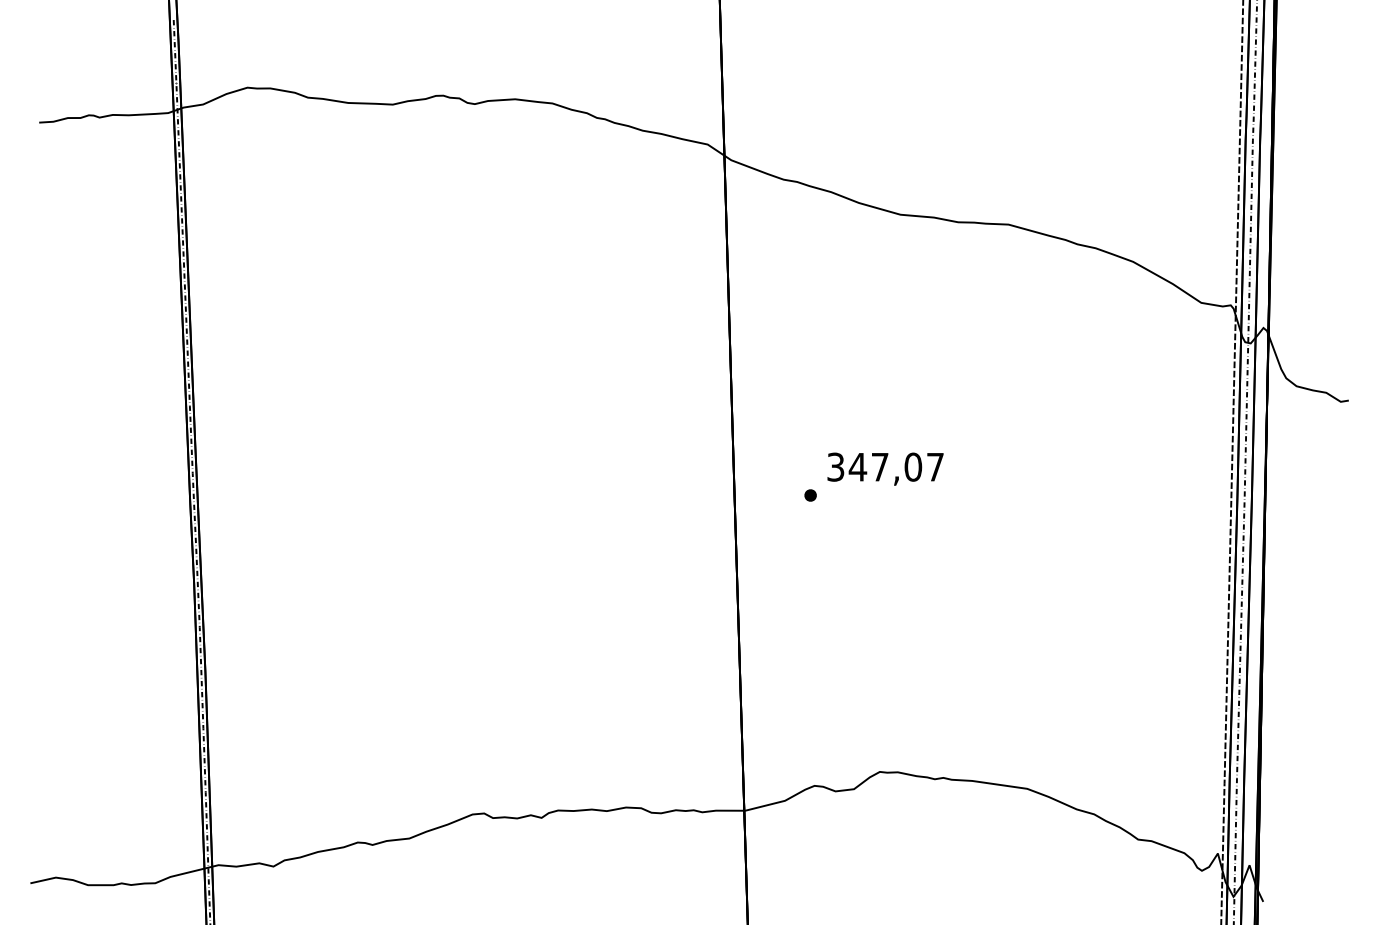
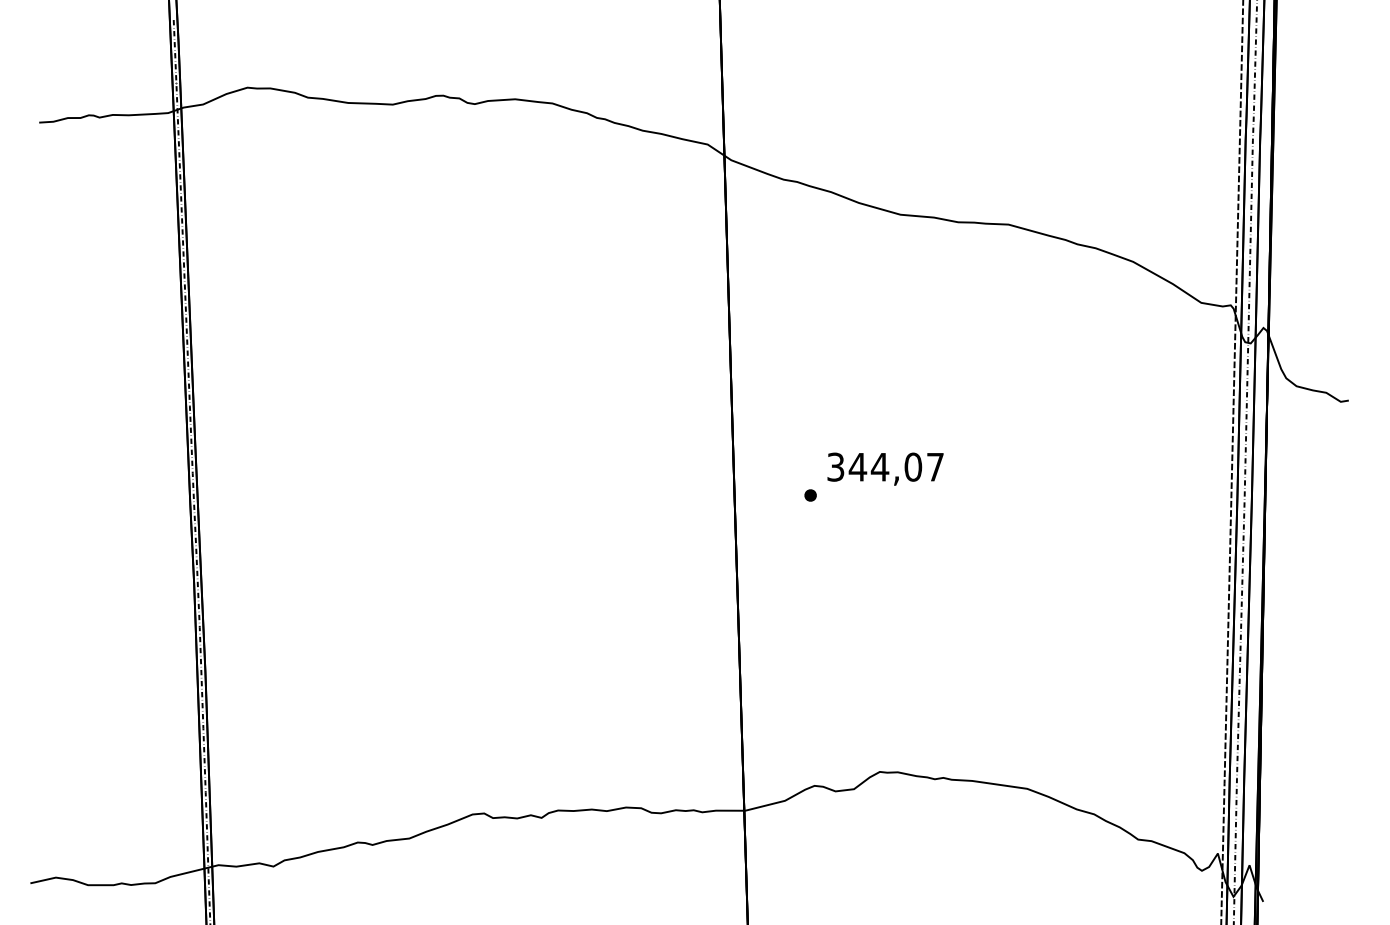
text: 347,07 -> 344,07 (879, 467)
